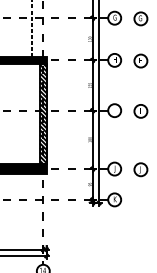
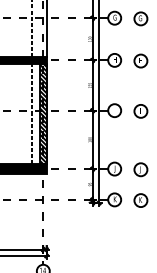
line: none -> present (46, 29)
line: none -> present (31, 113)
part: none -> present (140, 200)
